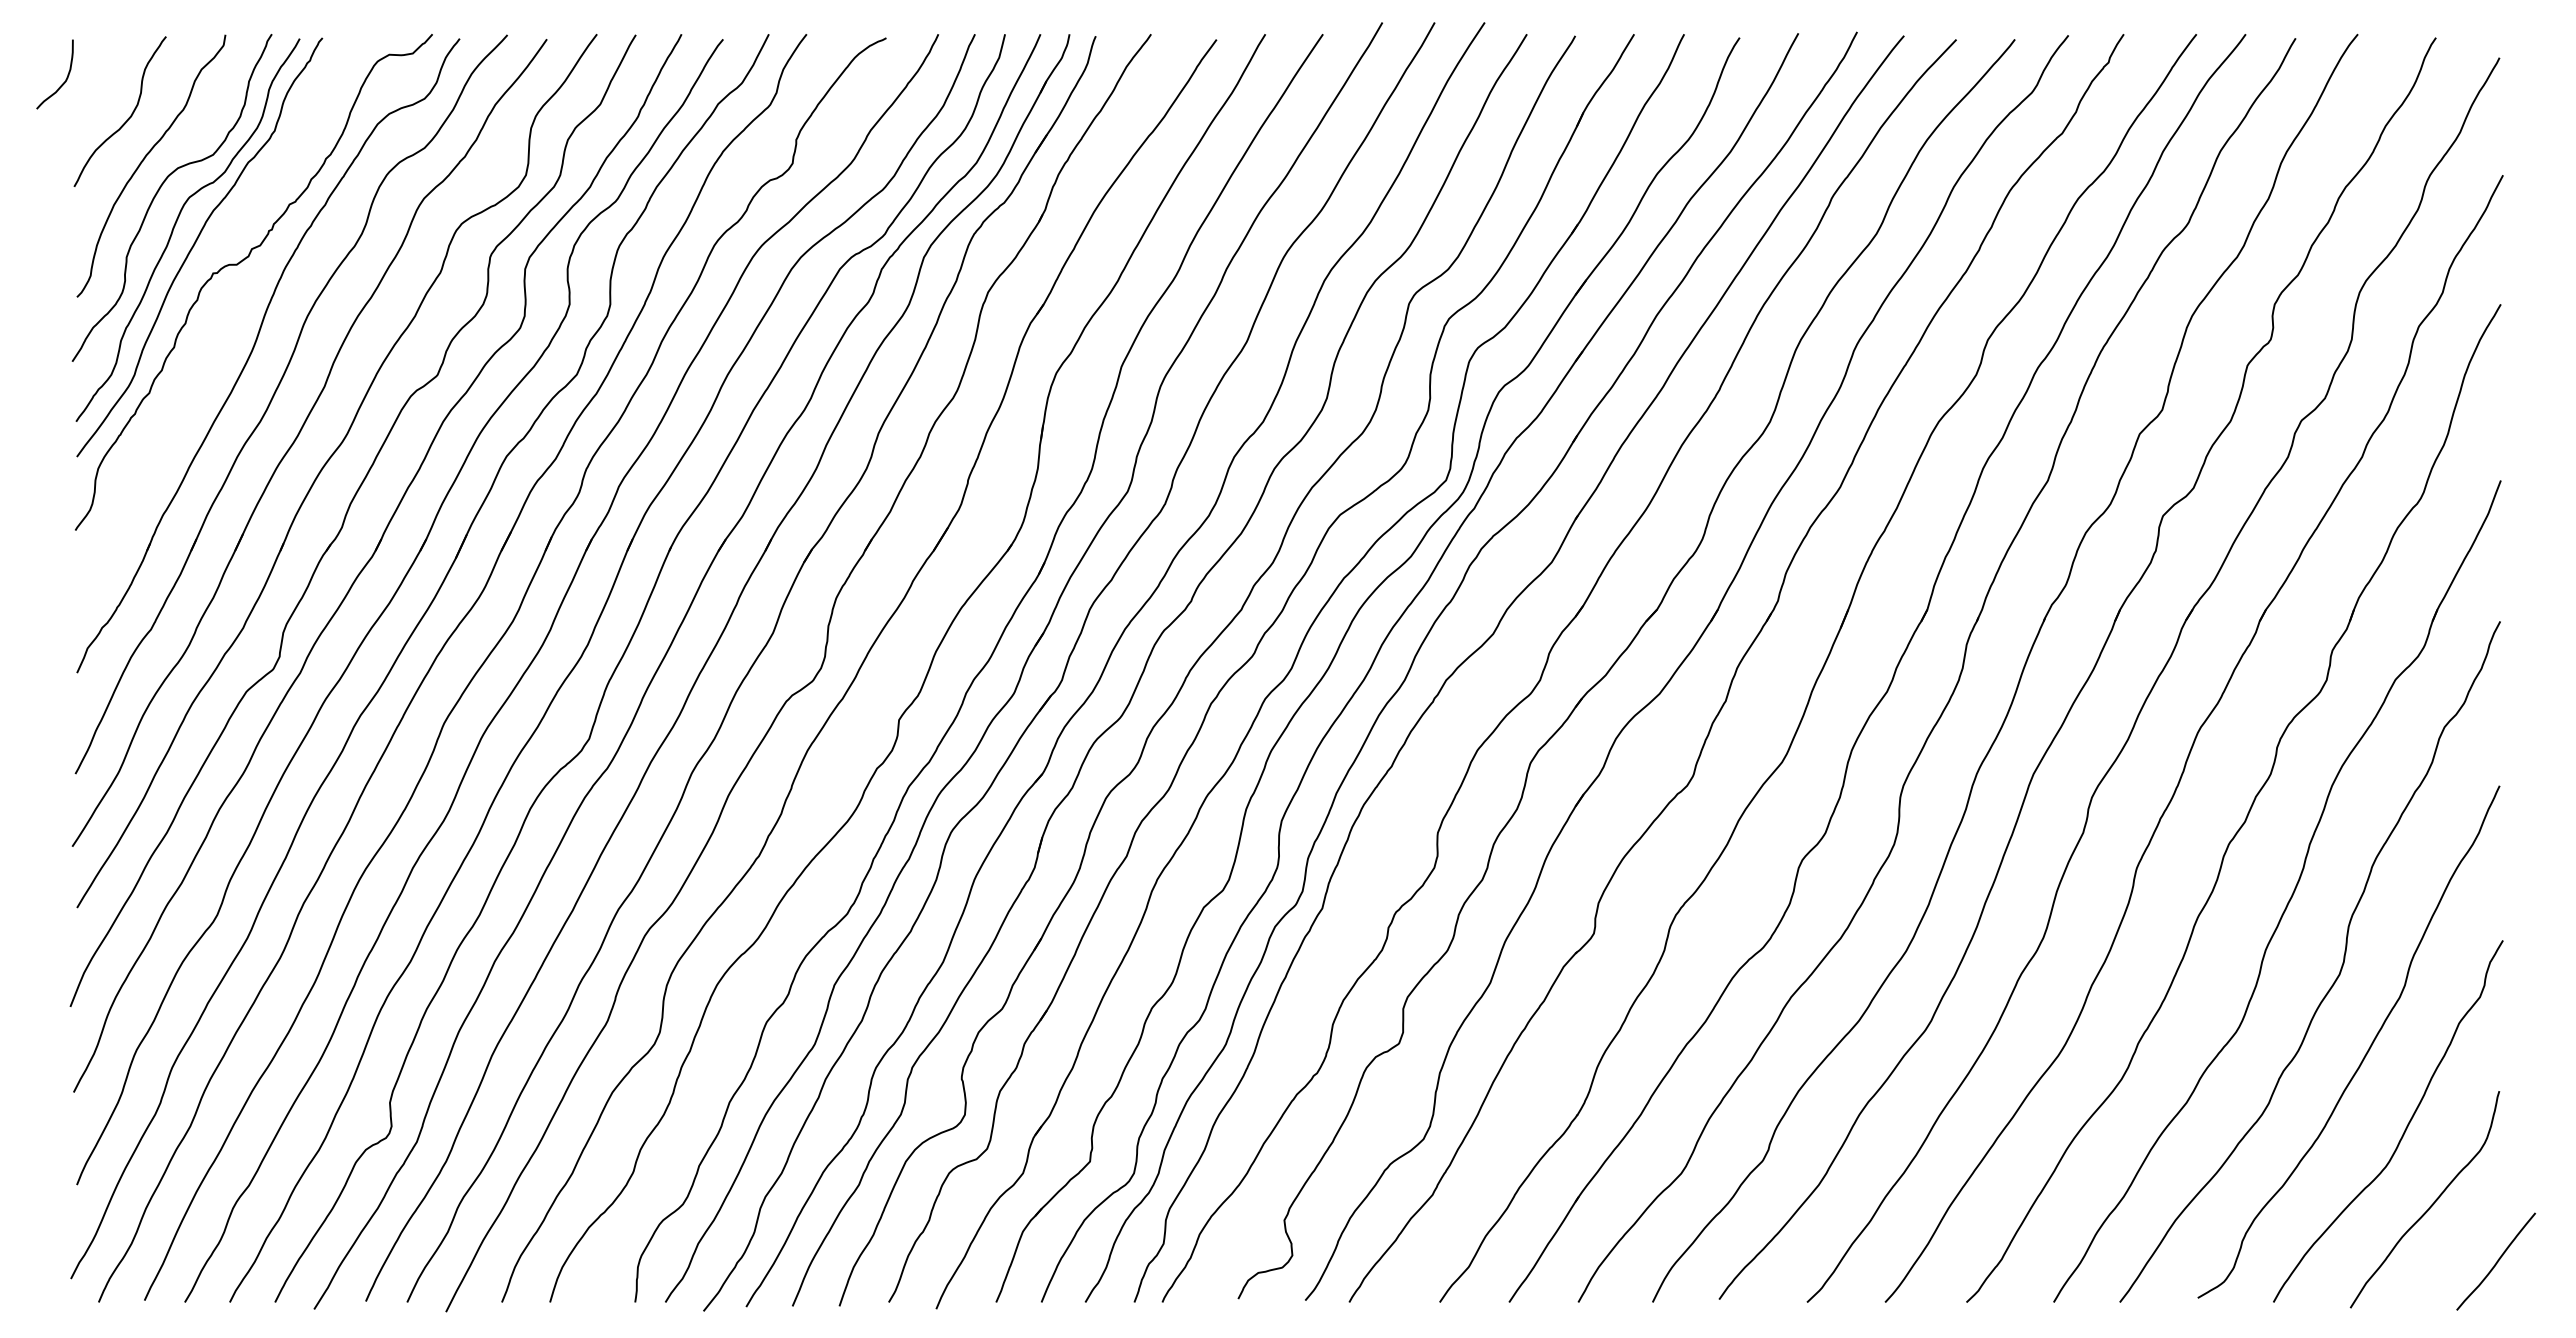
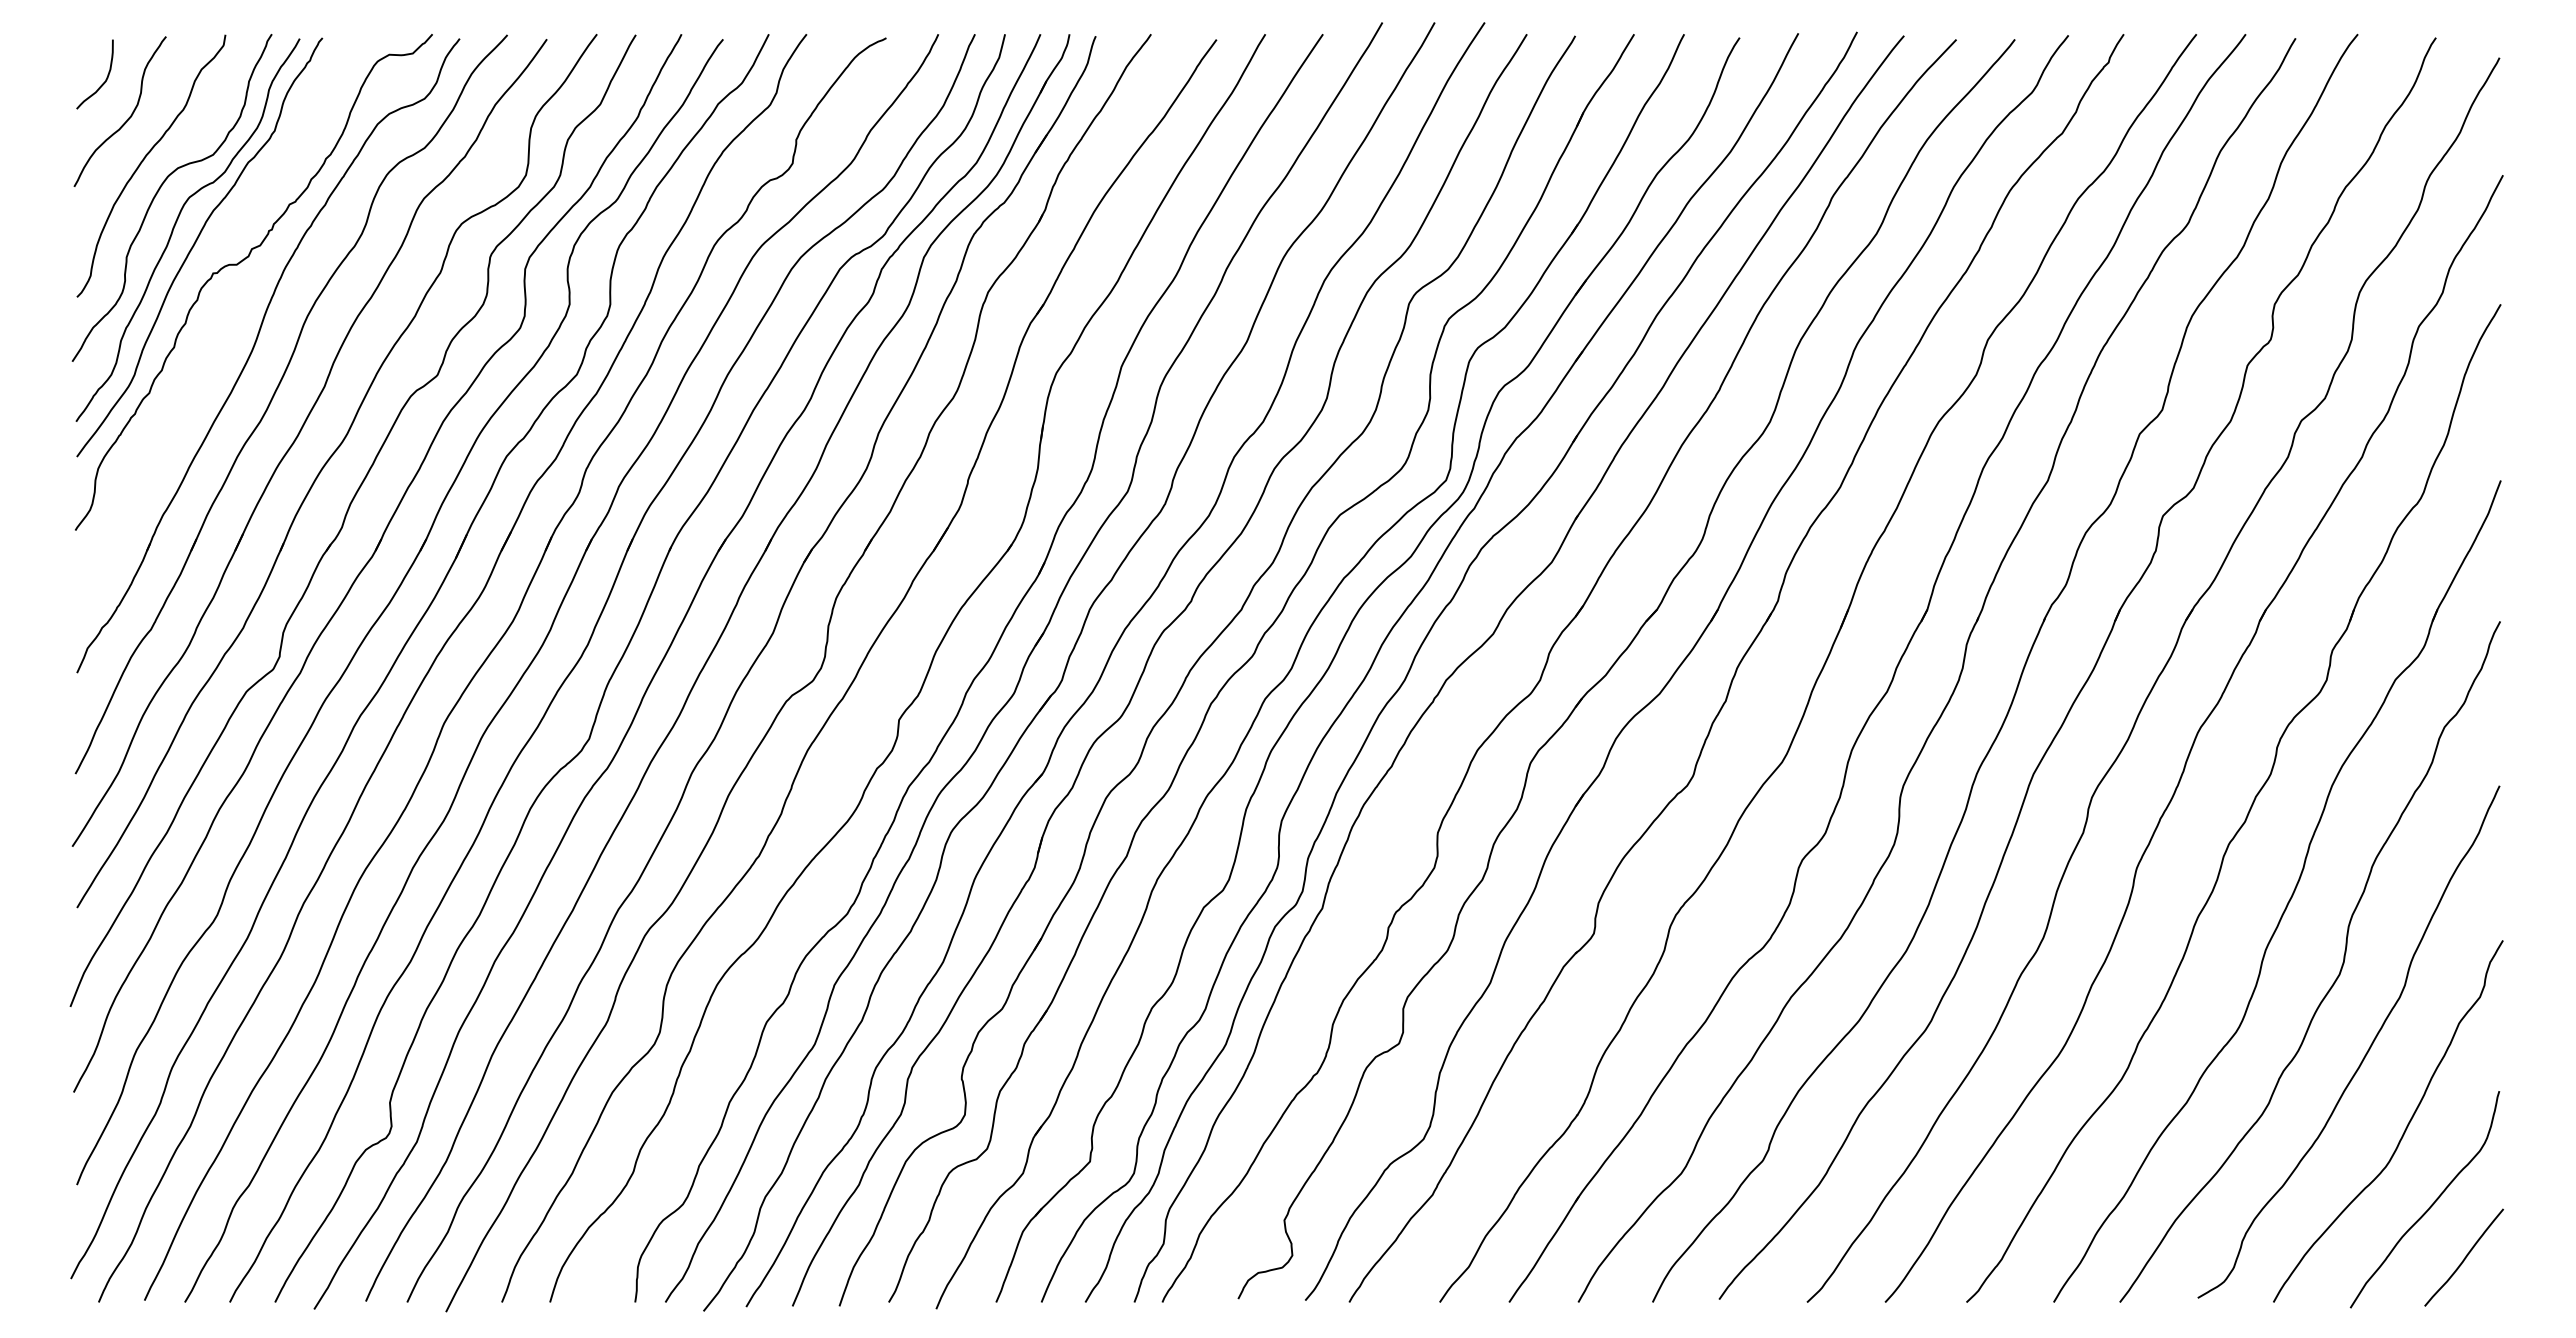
curve position: (63, 82) -> (103, 82) (103, 82)
curve position: (2496, 1261) -> (2464, 1257) (2464, 1257)
